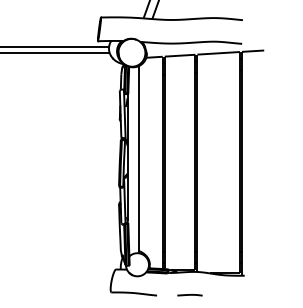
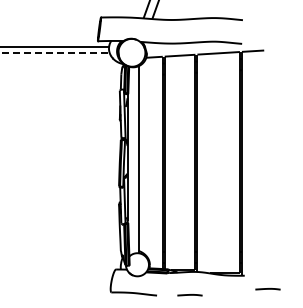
line: solid -> dashed (54, 53)
line: none -> present (267, 289)
